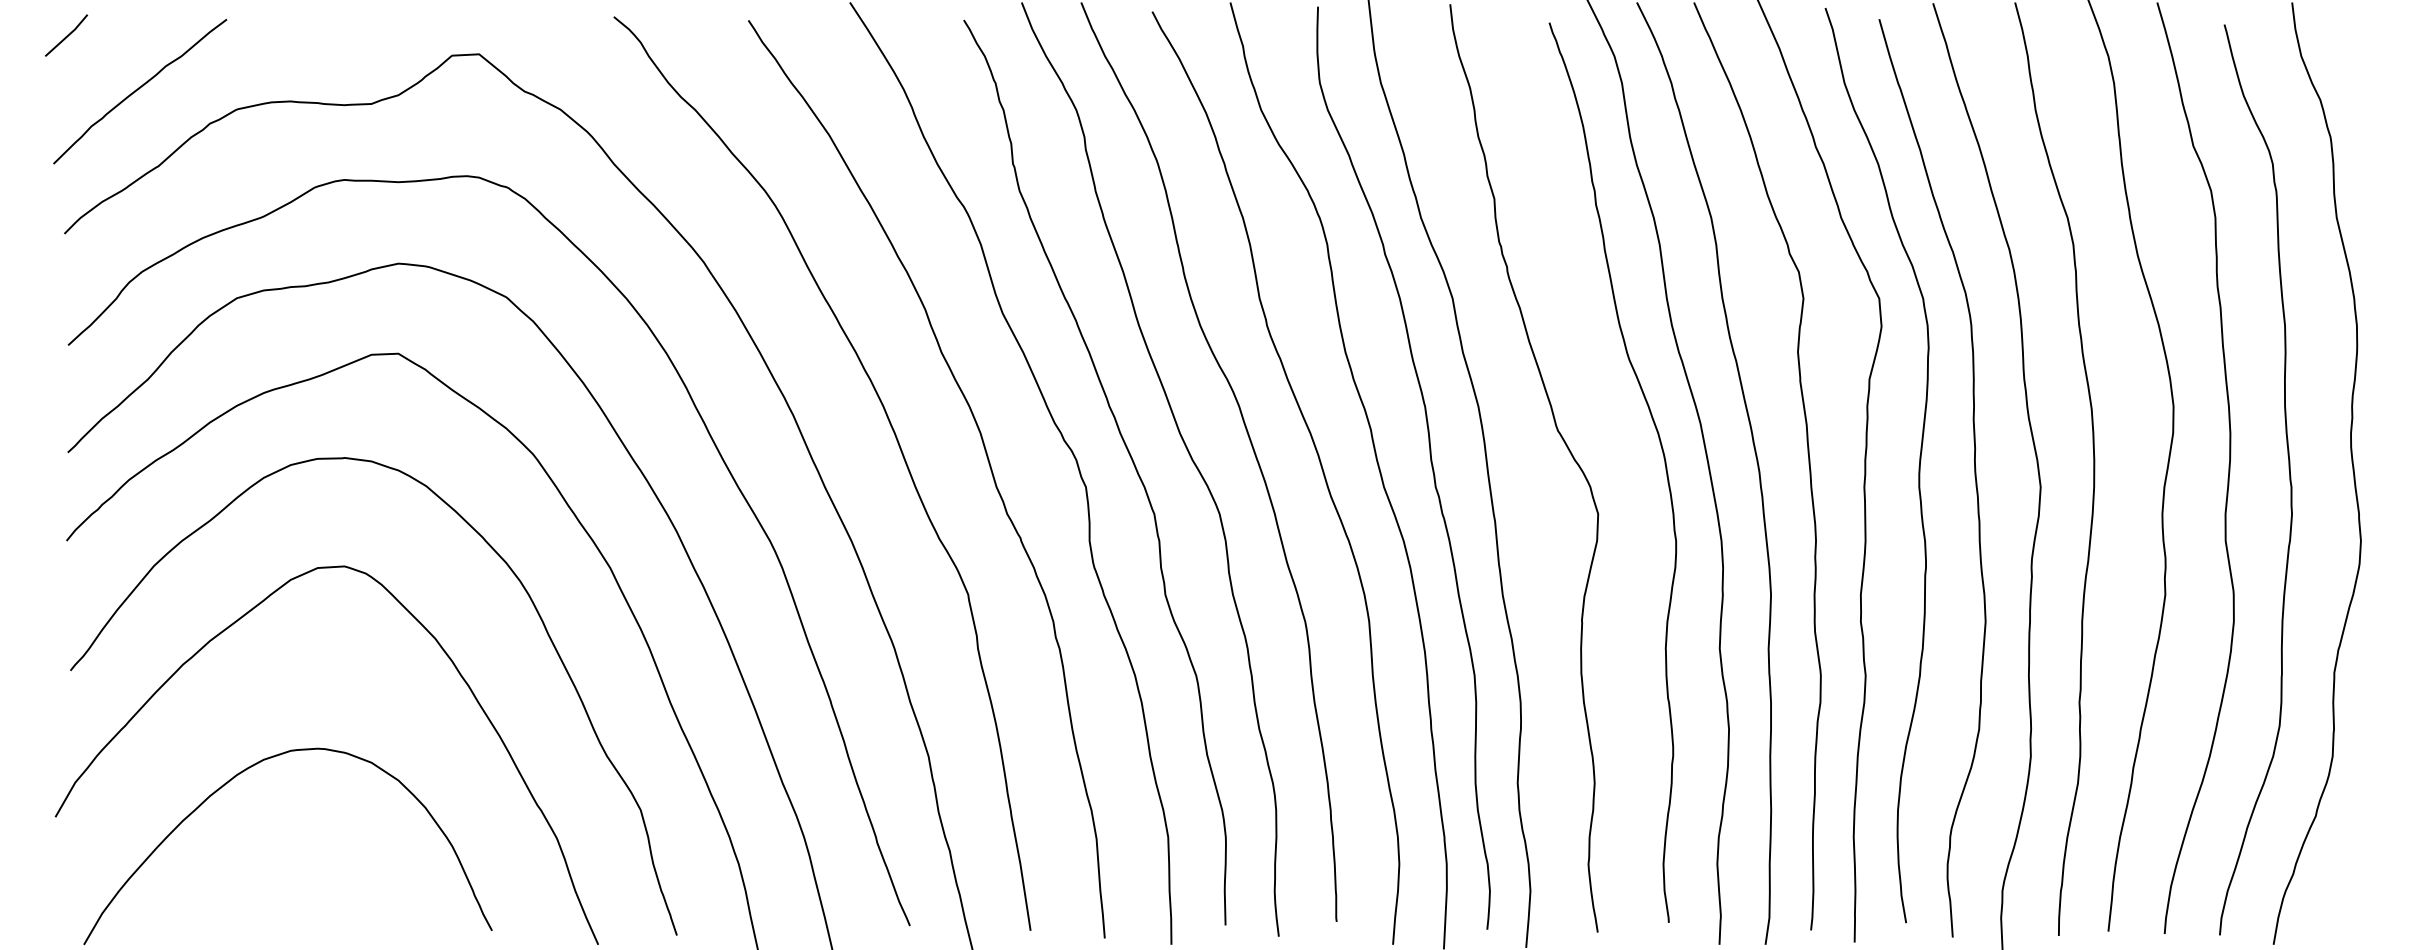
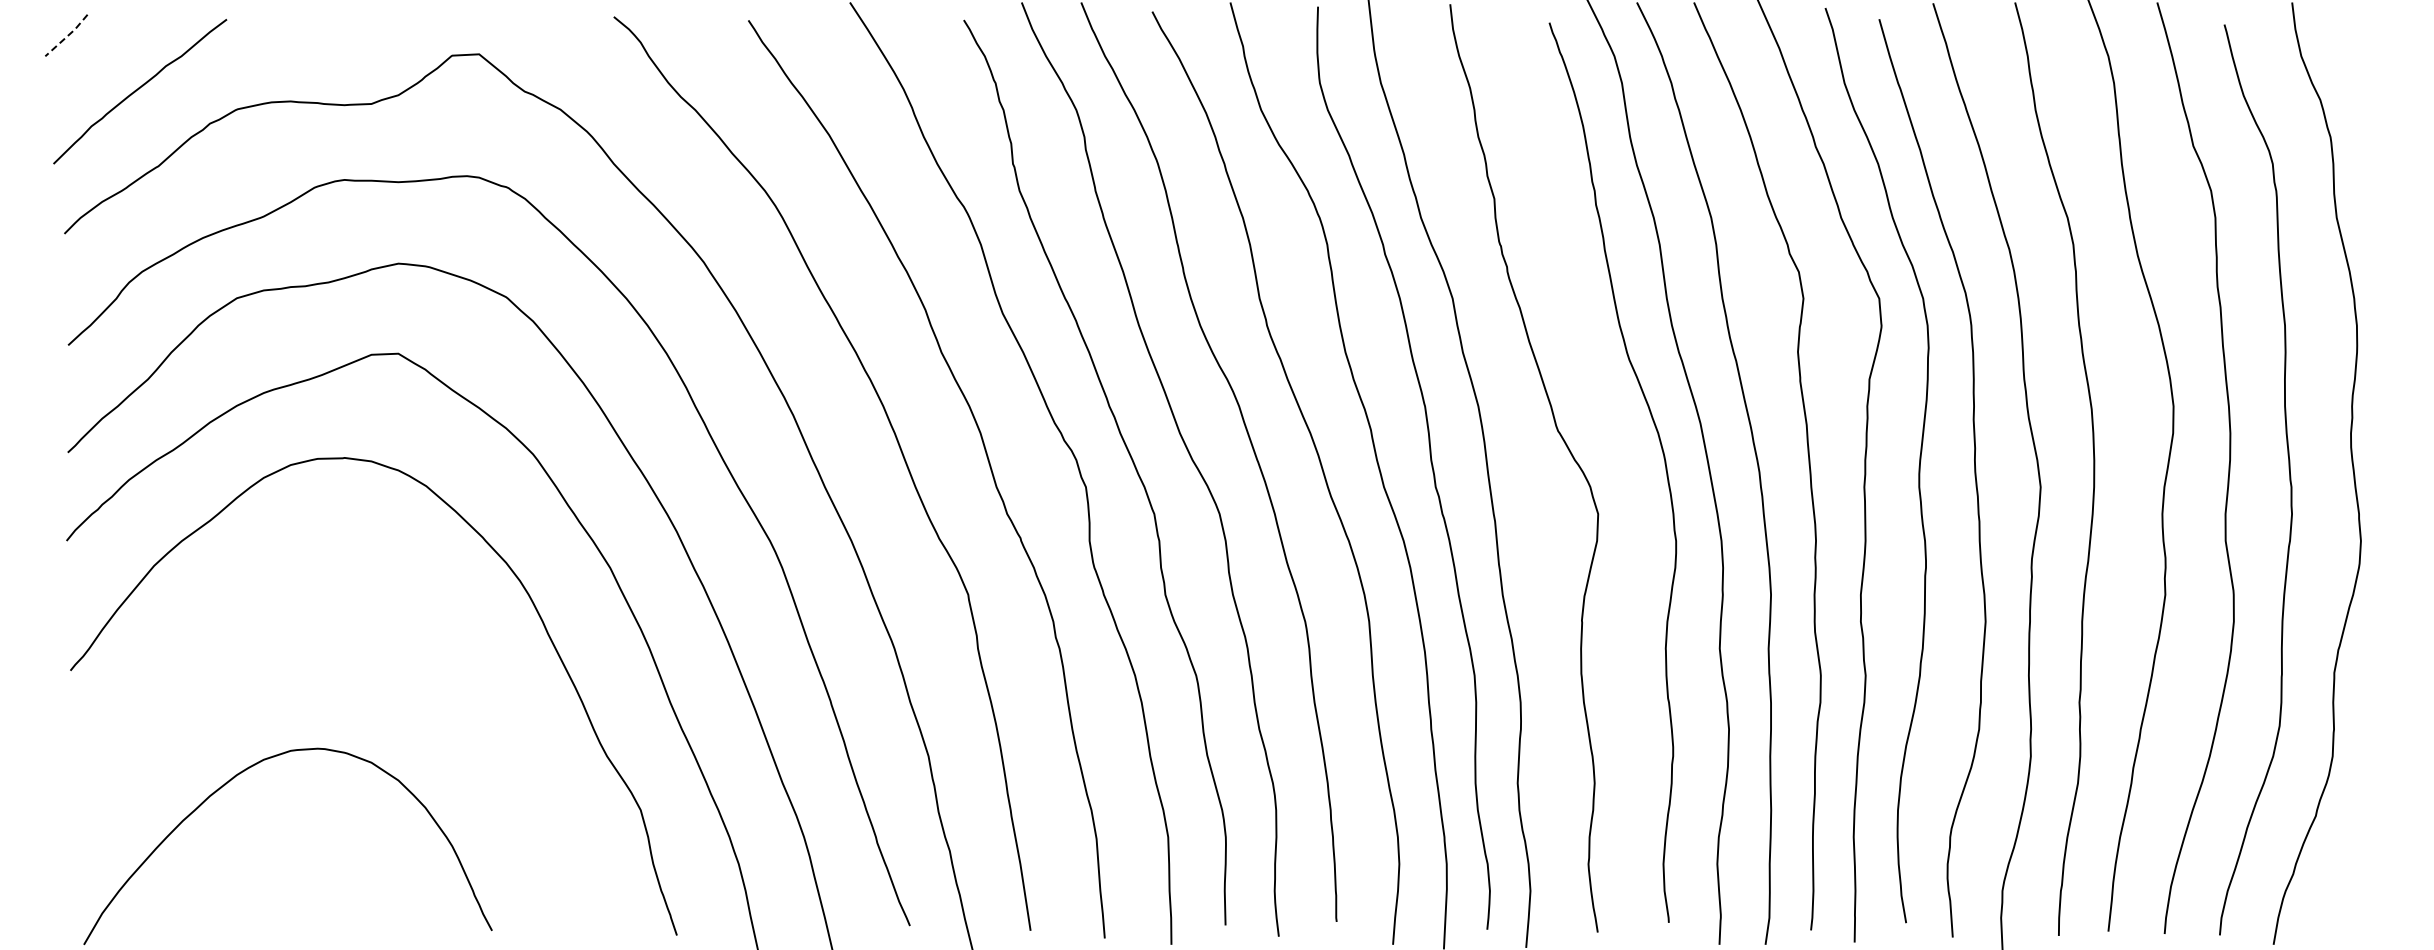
line: solid -> dashed (67, 35)
curve: present -> none (456, 670)
